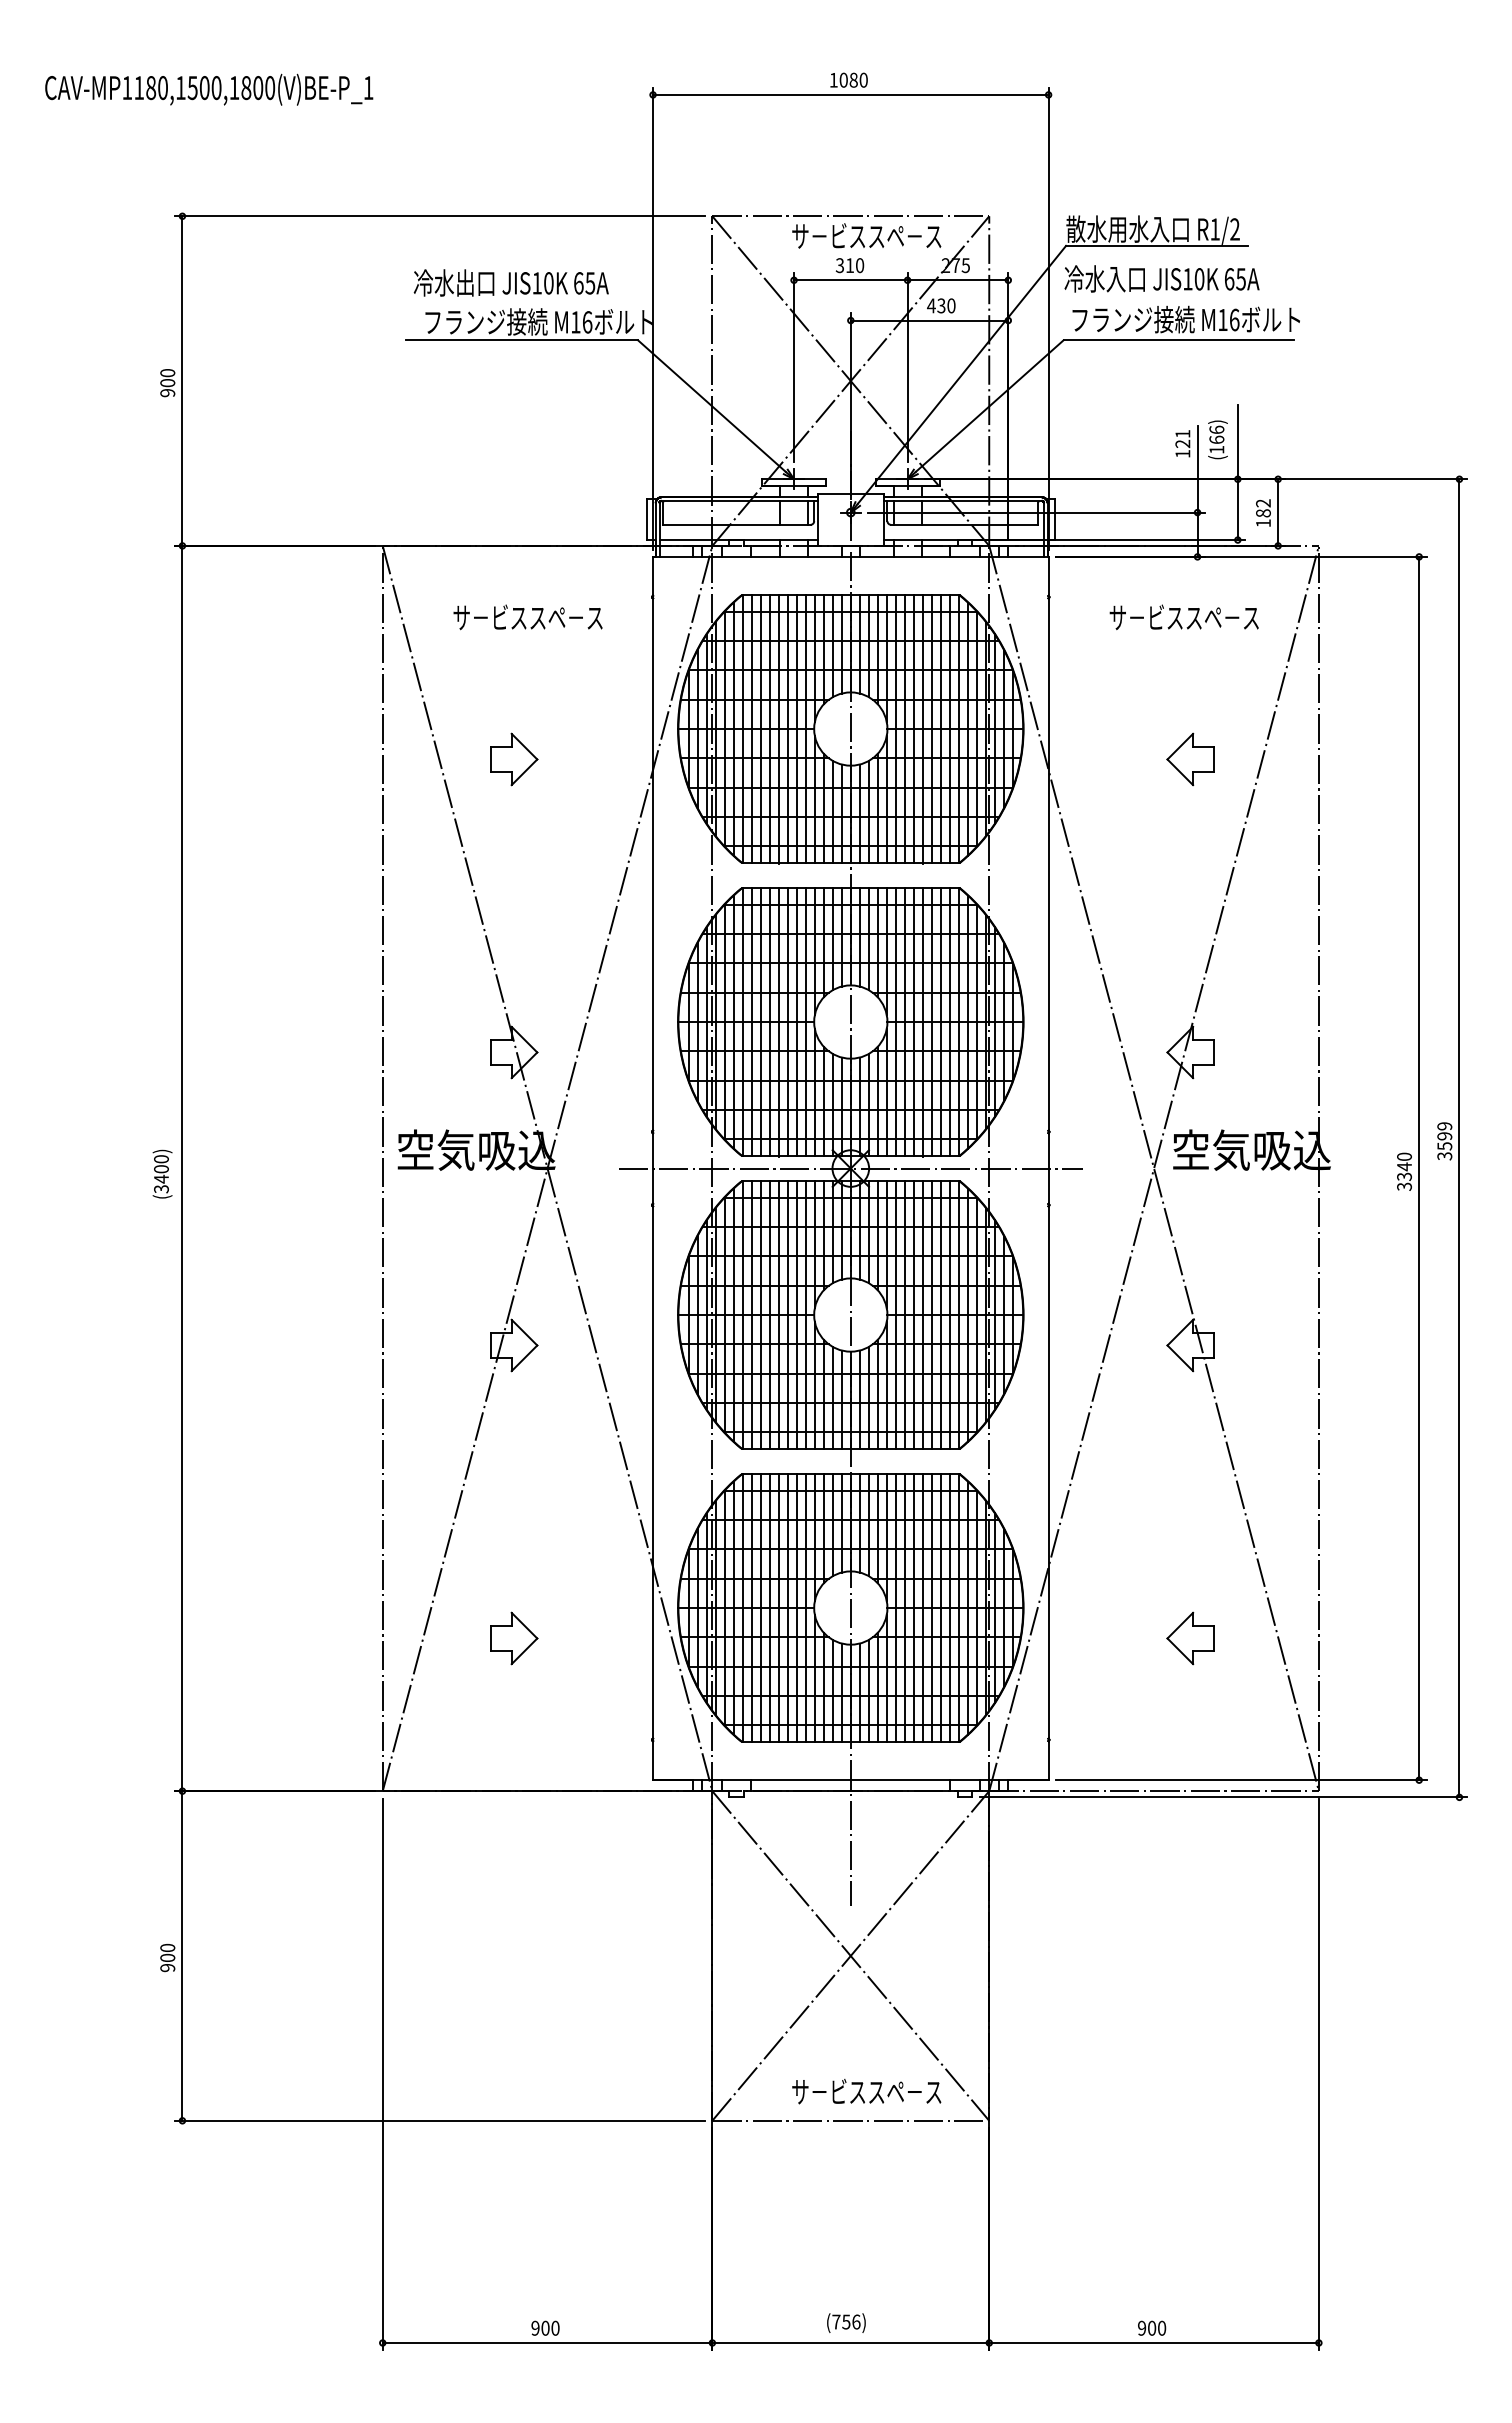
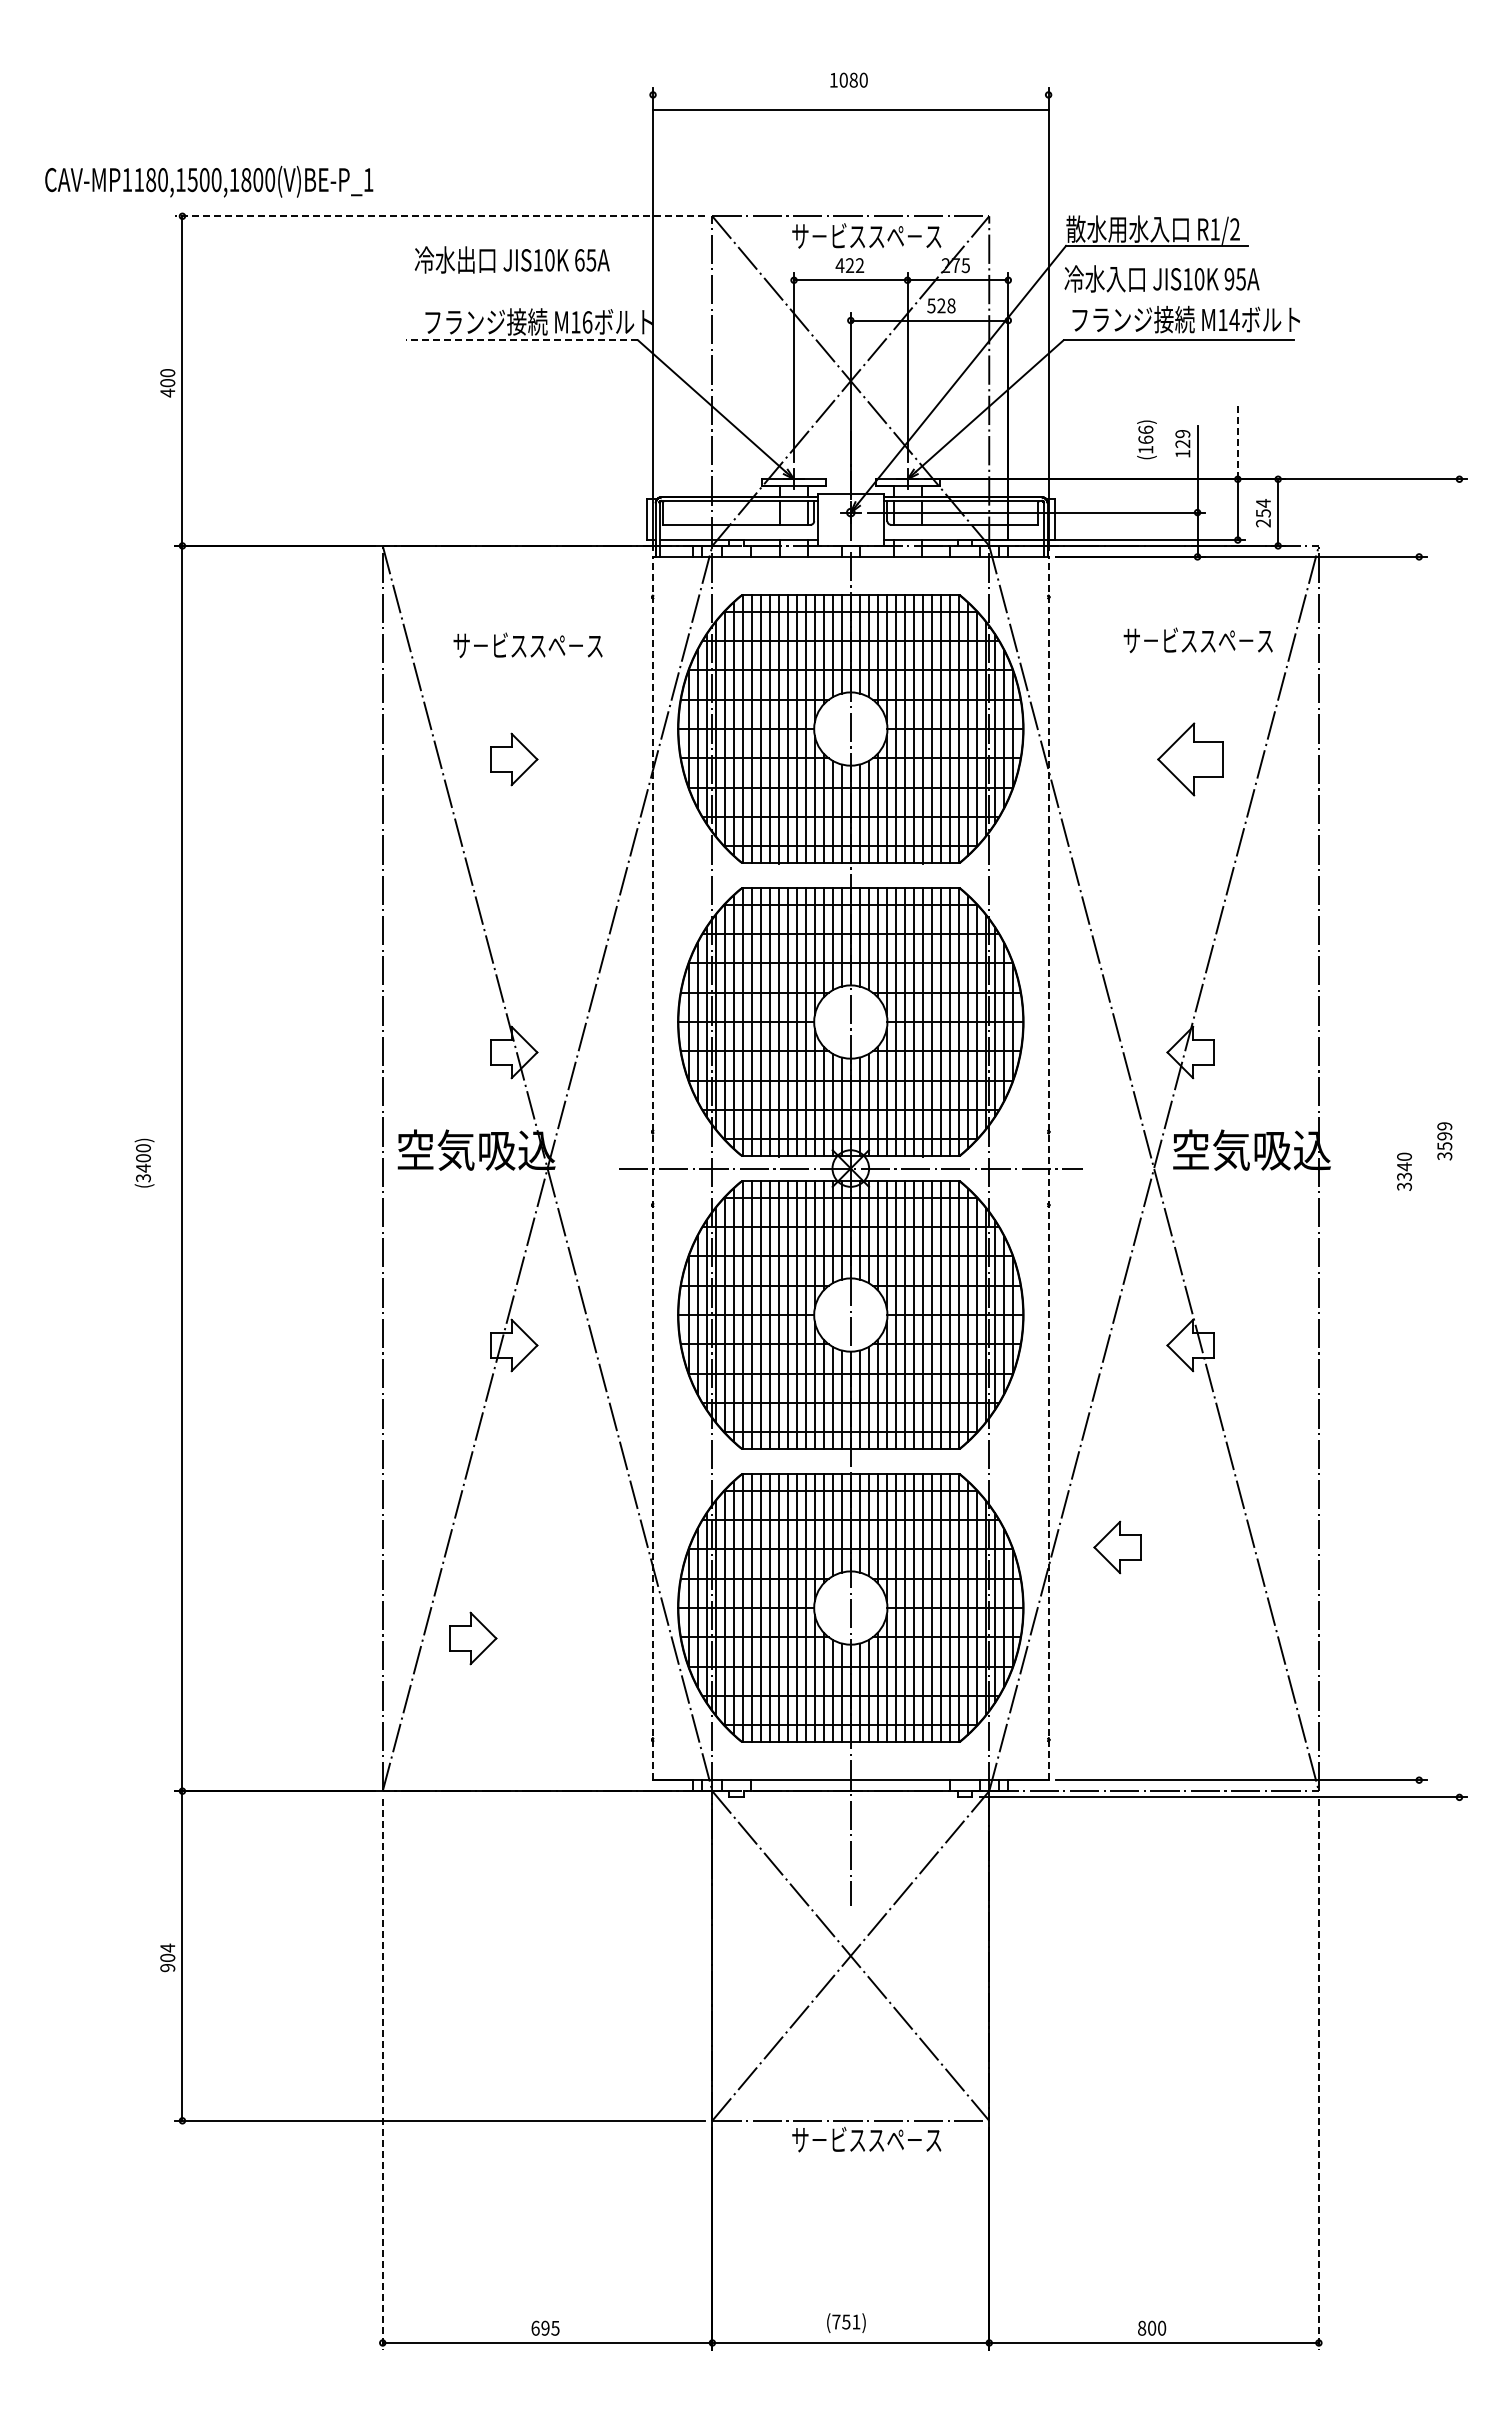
text position: (209, 89) -> (209, 181) (209, 181)
line position: (850, 94) -> (850, 109) (850, 109)
line: solid -> dashed (440, 216)
text: 310 -> 422 (849, 265)
text: 65A -> 95A (1229, 279)
text position: (510, 282) -> (511, 259) (511, 259)
text: 430 -> 528 (941, 305)
text: M16 -> M14 (1234, 319)
line: solid -> dashed (522, 340)
text: 900 -> 400 (167, 392)
text: 121 -> 129 (1182, 434)
text position: (1217, 439) -> (1146, 439) (1146, 439)
line: solid -> dashed (1237, 442)
text: 182 -> 254 (1263, 513)
text position: (527, 617) -> (527, 645) (527, 645)
text position: (1183, 617) -> (1197, 640) (1197, 640)
part size: 49x55 px -> 67x75 px (1190, 759)
line: present -> none (1459, 1138)
line: solid -> dashed (653, 1168)
line: solid -> dashed (1048, 1168)
line: present -> none (1419, 1168)
text position: (162, 1173) -> (144, 1162) (144, 1162)
part position: (514, 1638) -> (473, 1638) (473, 1638)
part position: (1190, 1638) -> (1117, 1547) (1117, 1547)
text: 900 -> 904 (167, 1947)
line: solid -> dashed (382, 2074)
line: solid -> dashed (1318, 2074)
text position: (866, 2091) -> (866, 2139) (866, 2139)
text: (756) -> (751) (856, 2321)
text: 900 -> 695 (545, 2327)
text: 900 -> 800 (1142, 2328)
